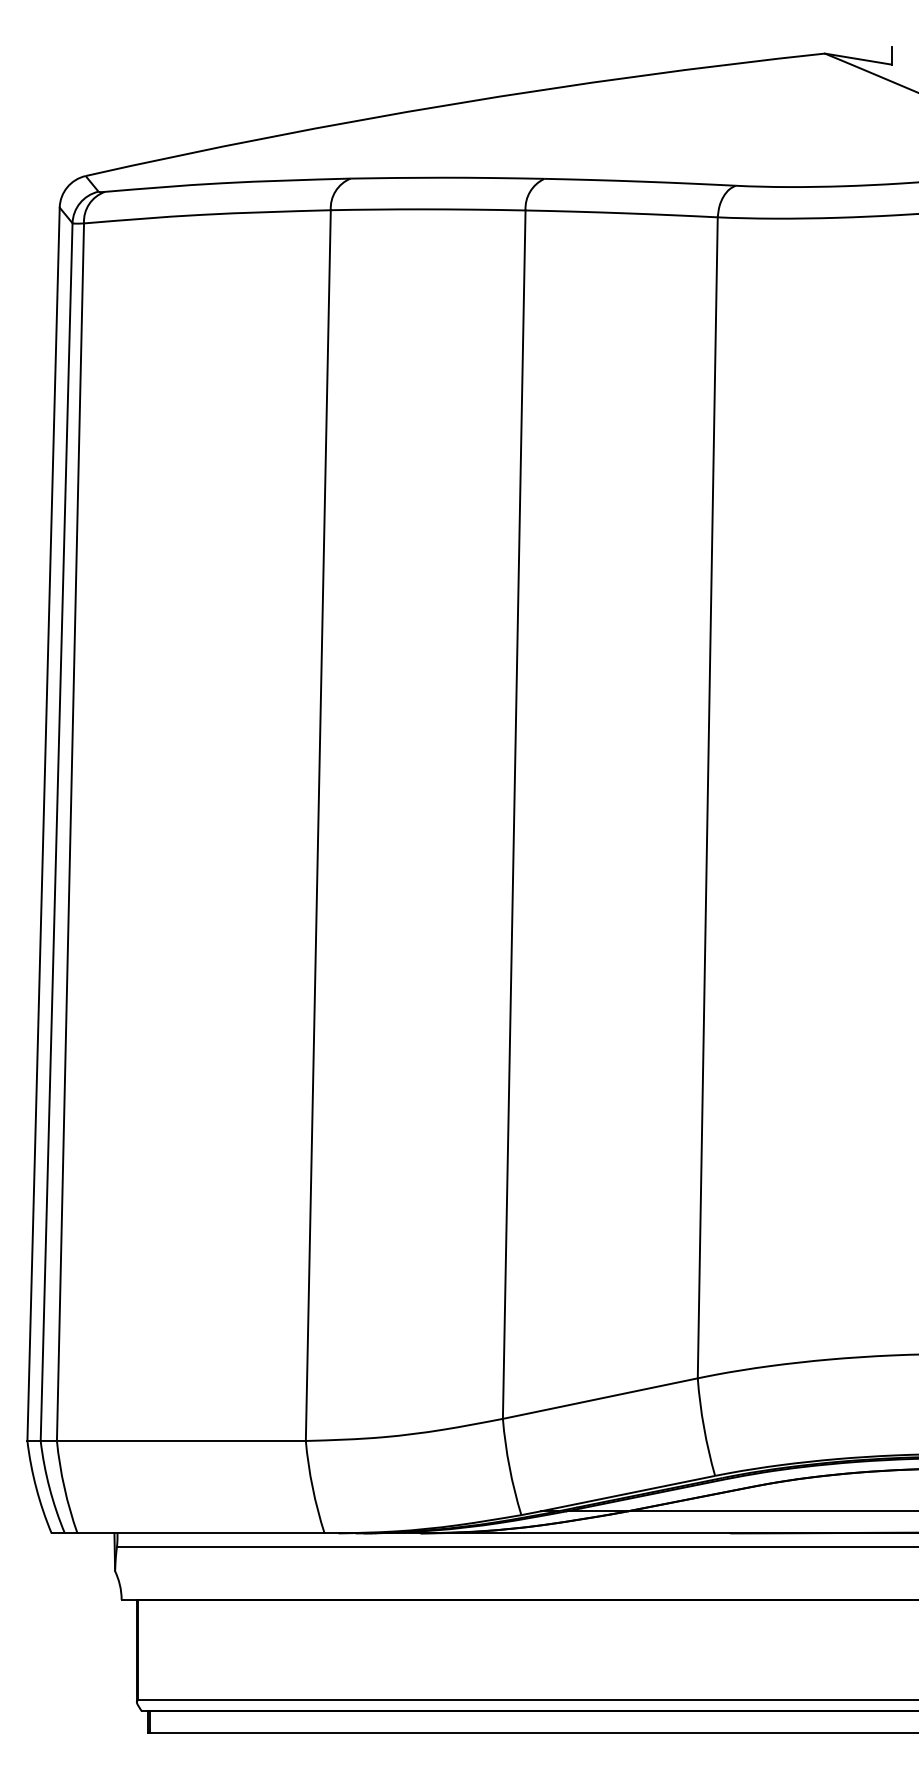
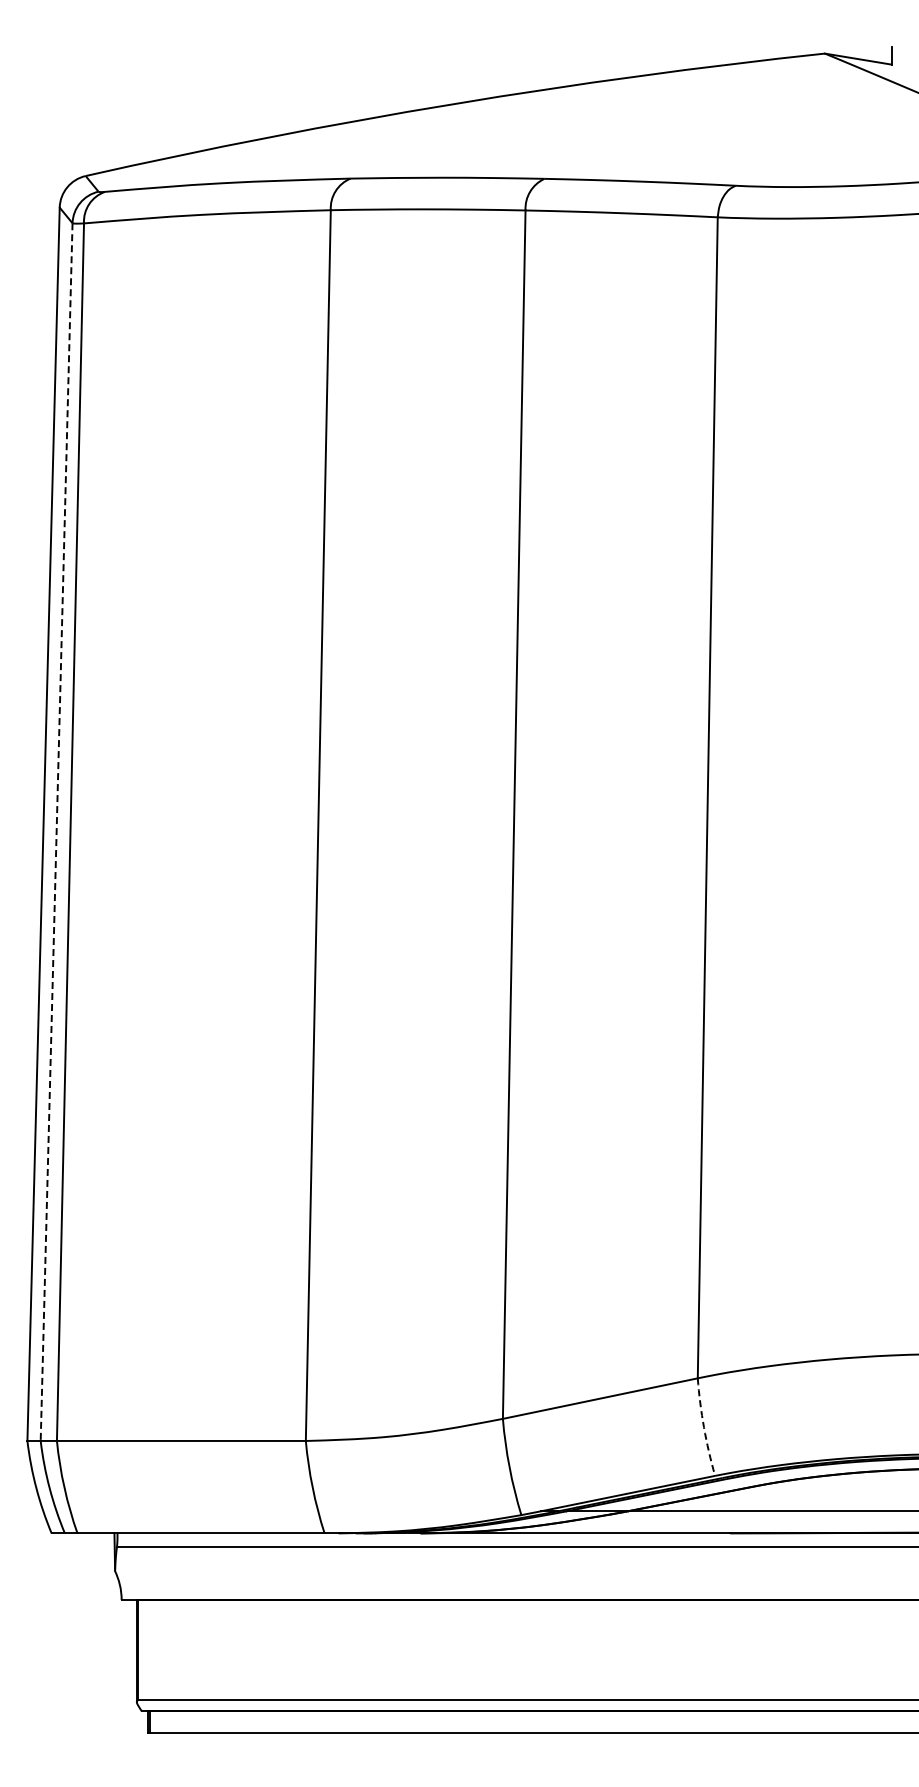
line: solid -> dashed (56, 832)
arc: solid -> dashed (704, 1427)
